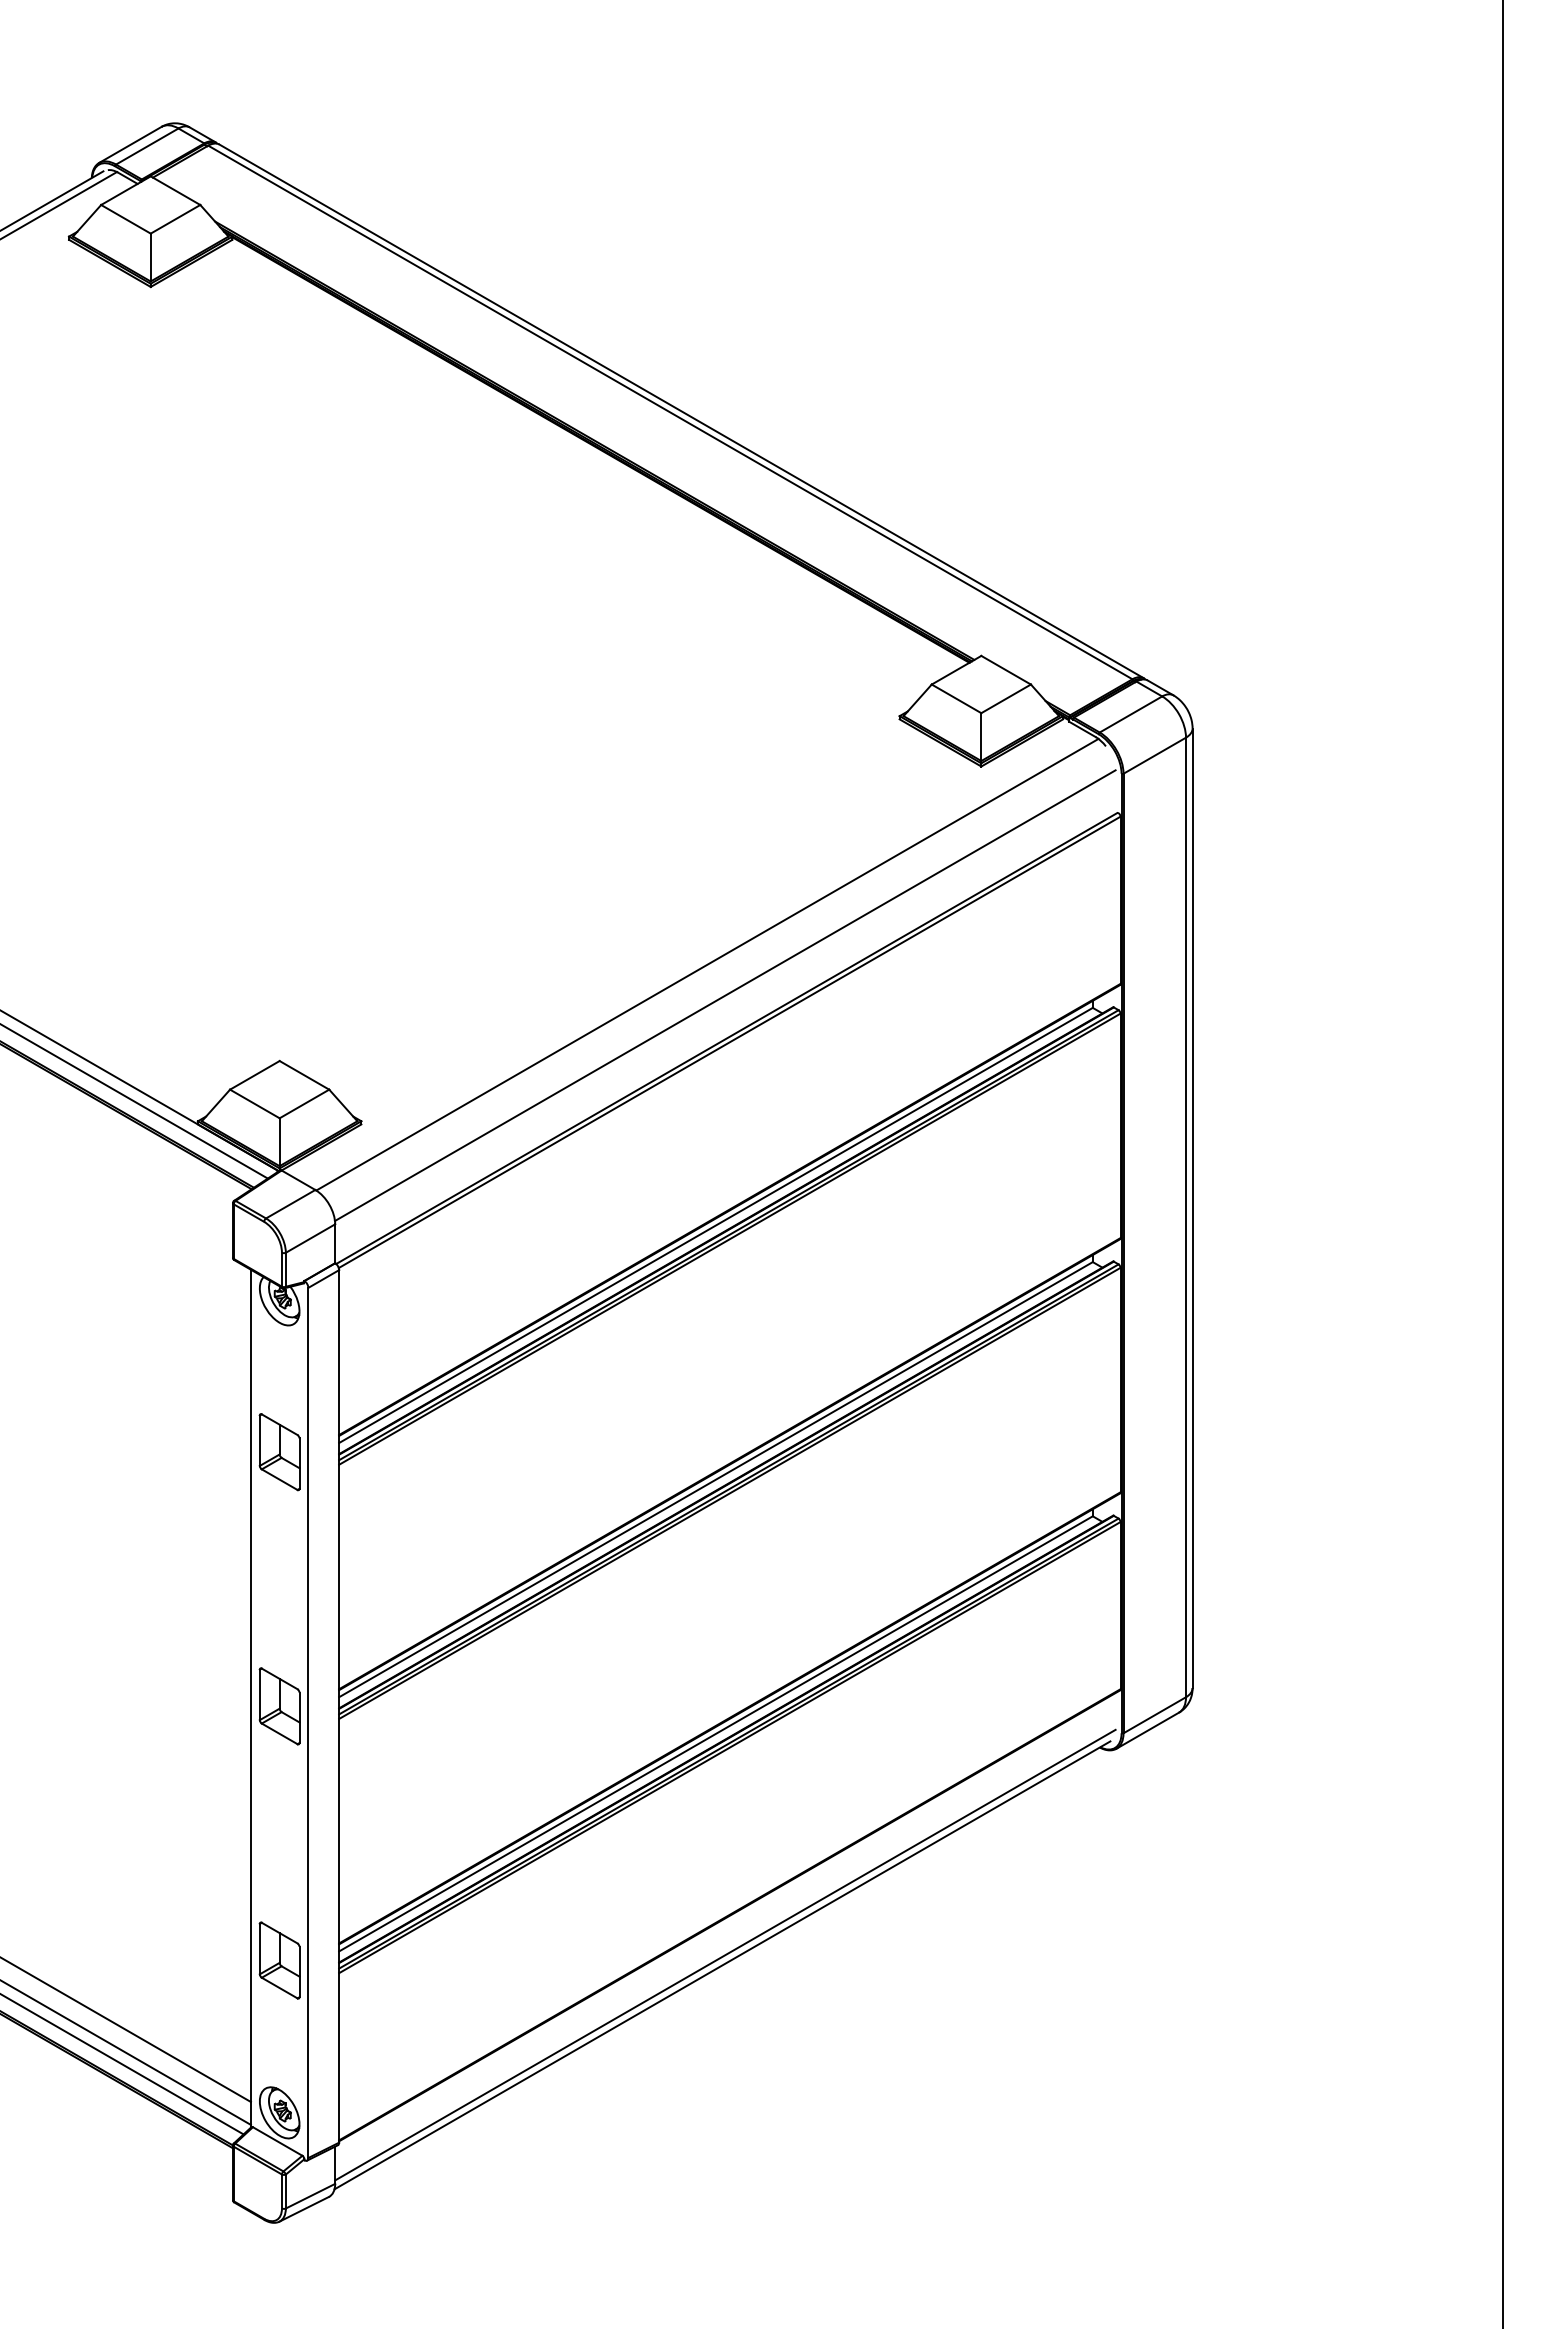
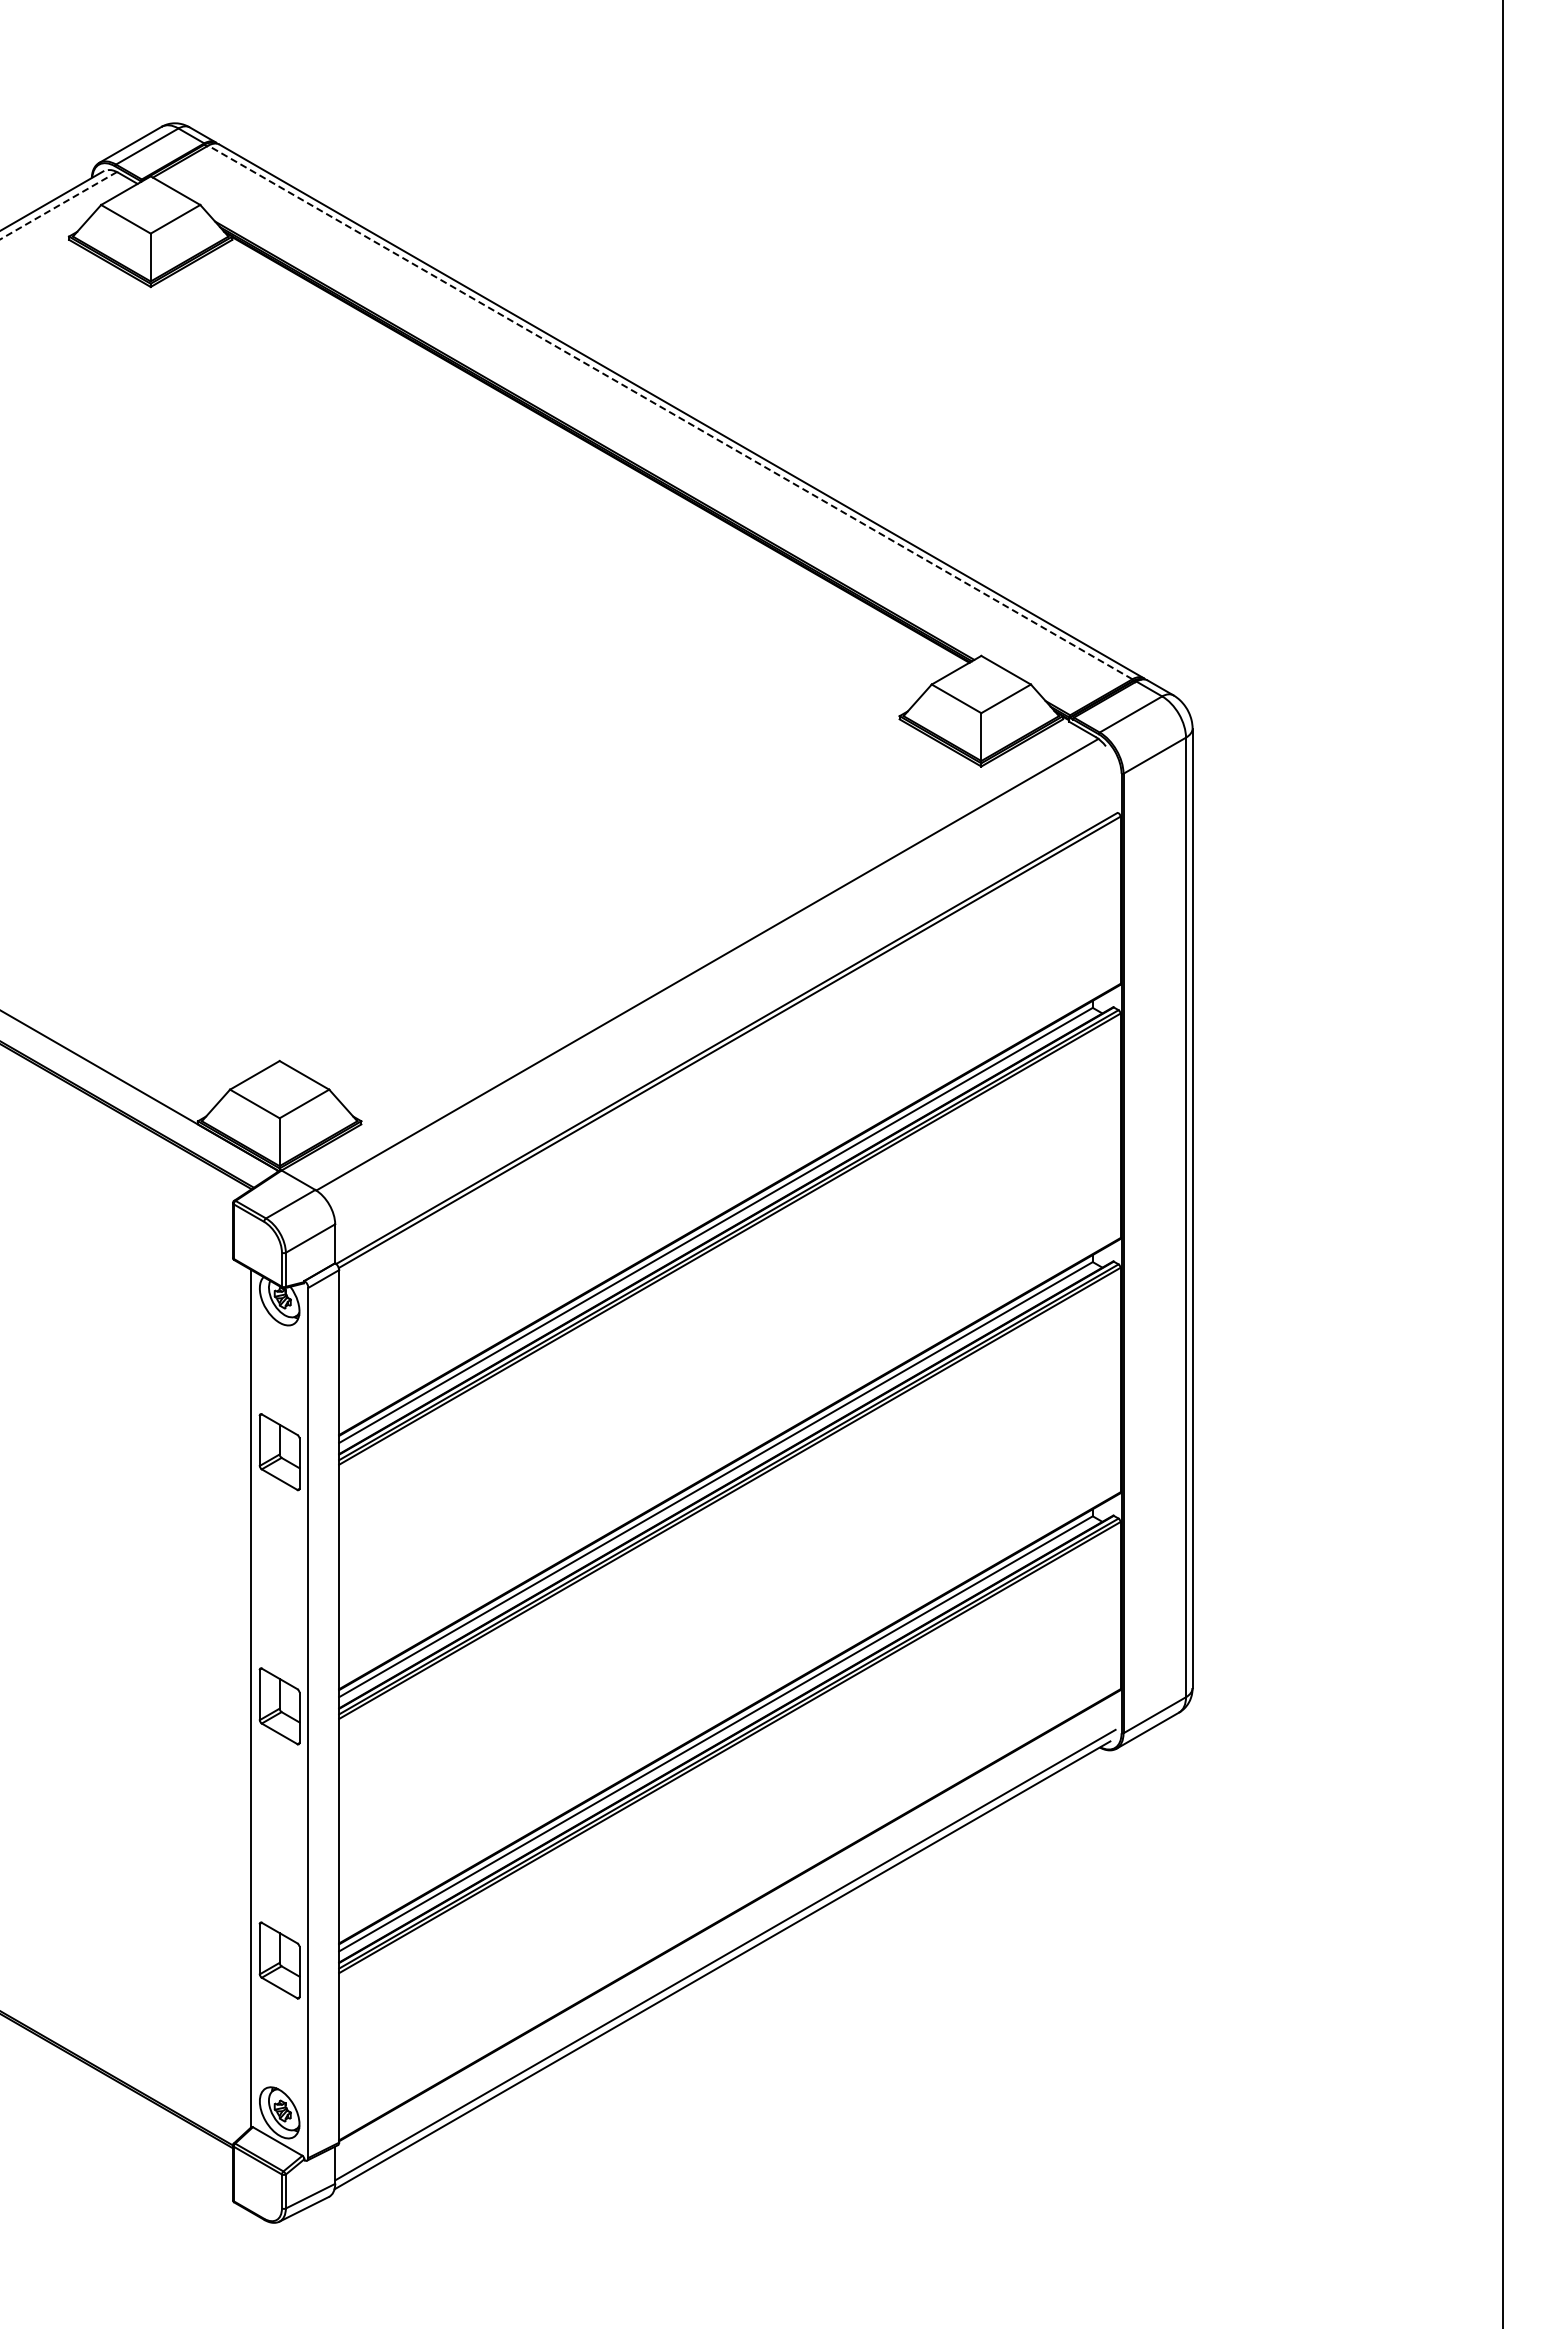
line: solid -> dashed (58, 206)
line: solid -> dashed (670, 412)
line: present -> none (725, 995)
line: present -> none (134, 1101)
line: present -> none (126, 2030)
line: present -> none (126, 2052)
line: present -> none (122, 2064)
